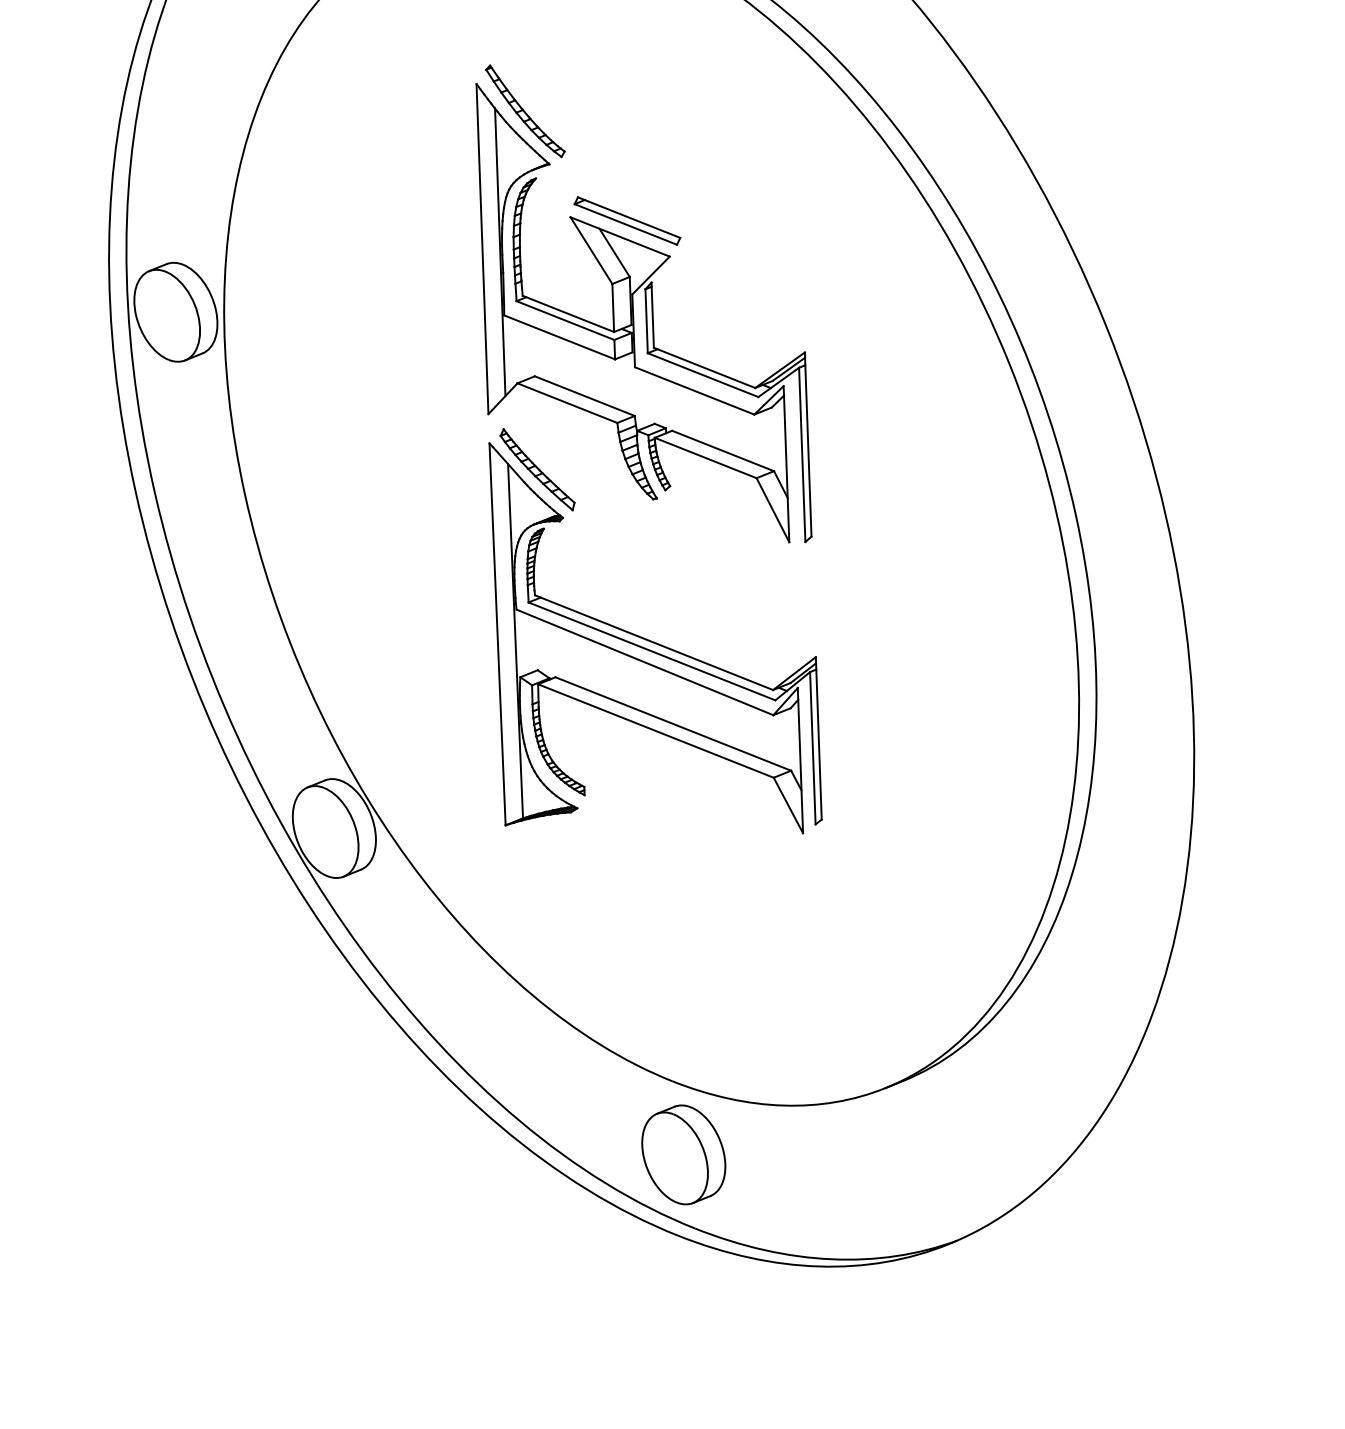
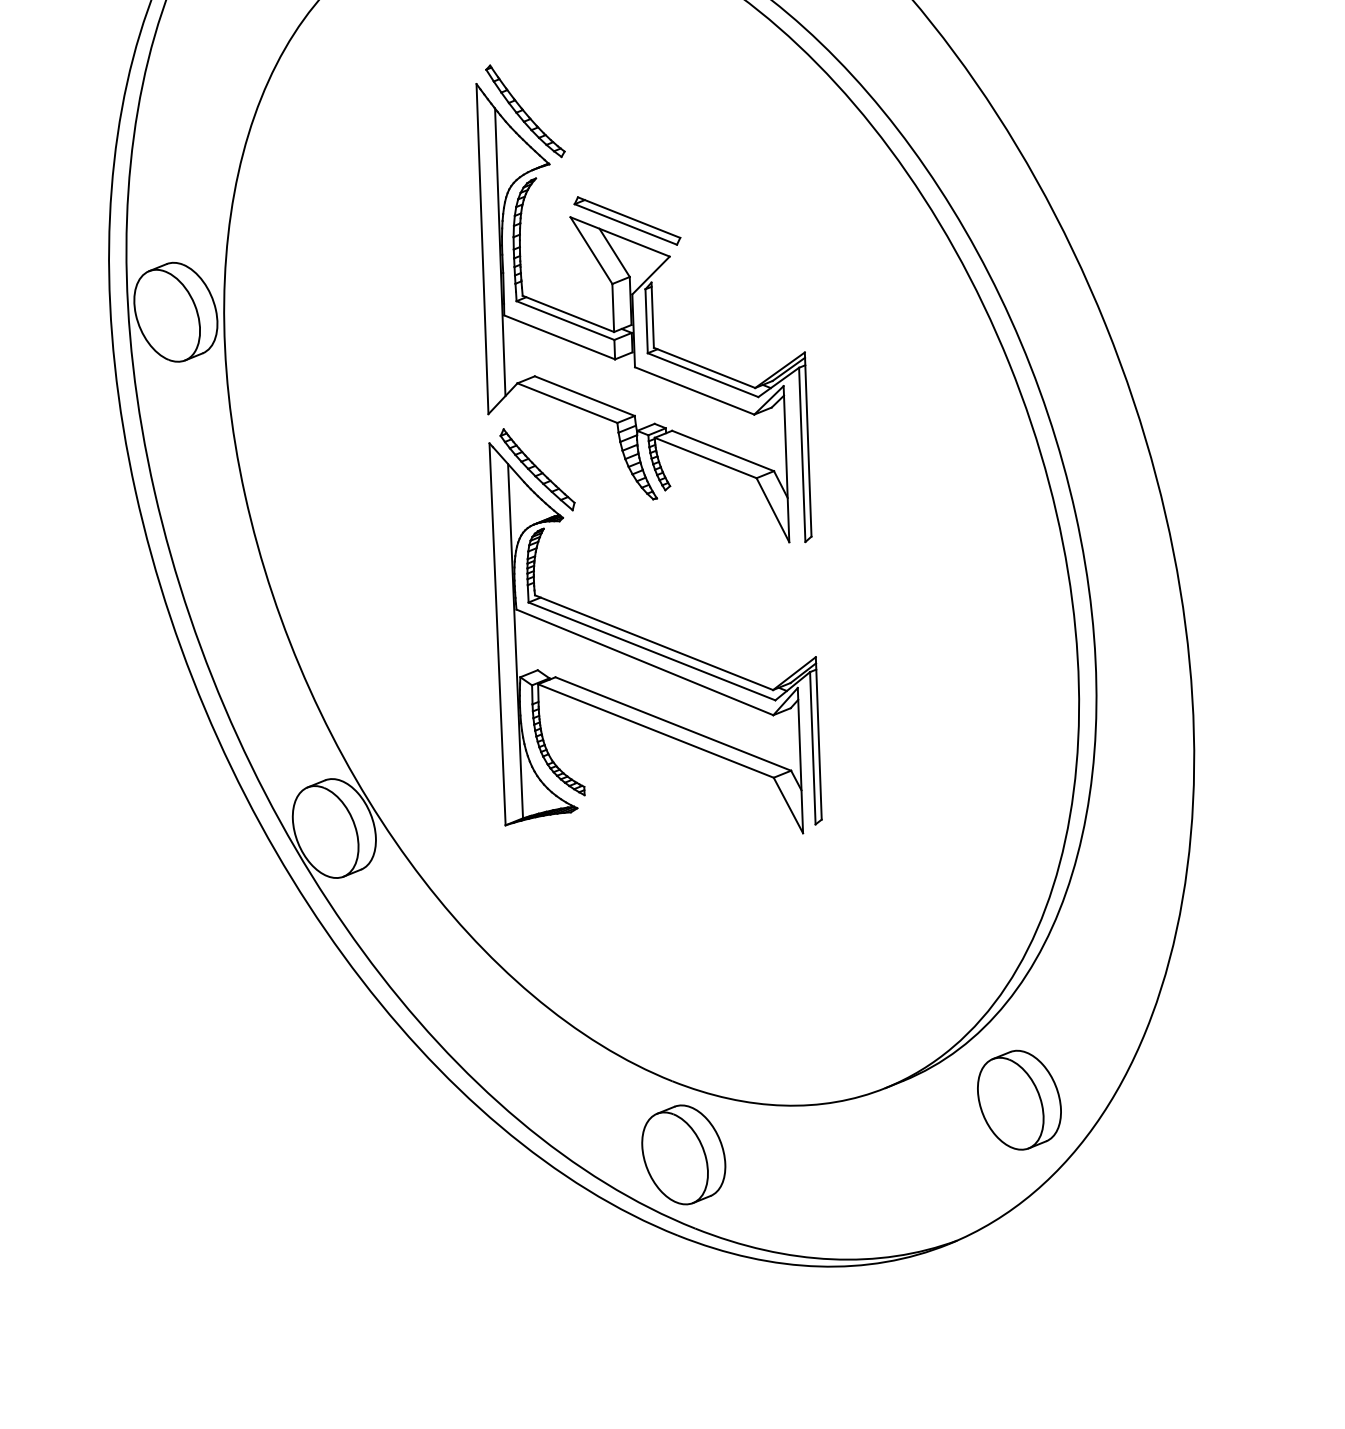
part: none -> present (1019, 1099)
